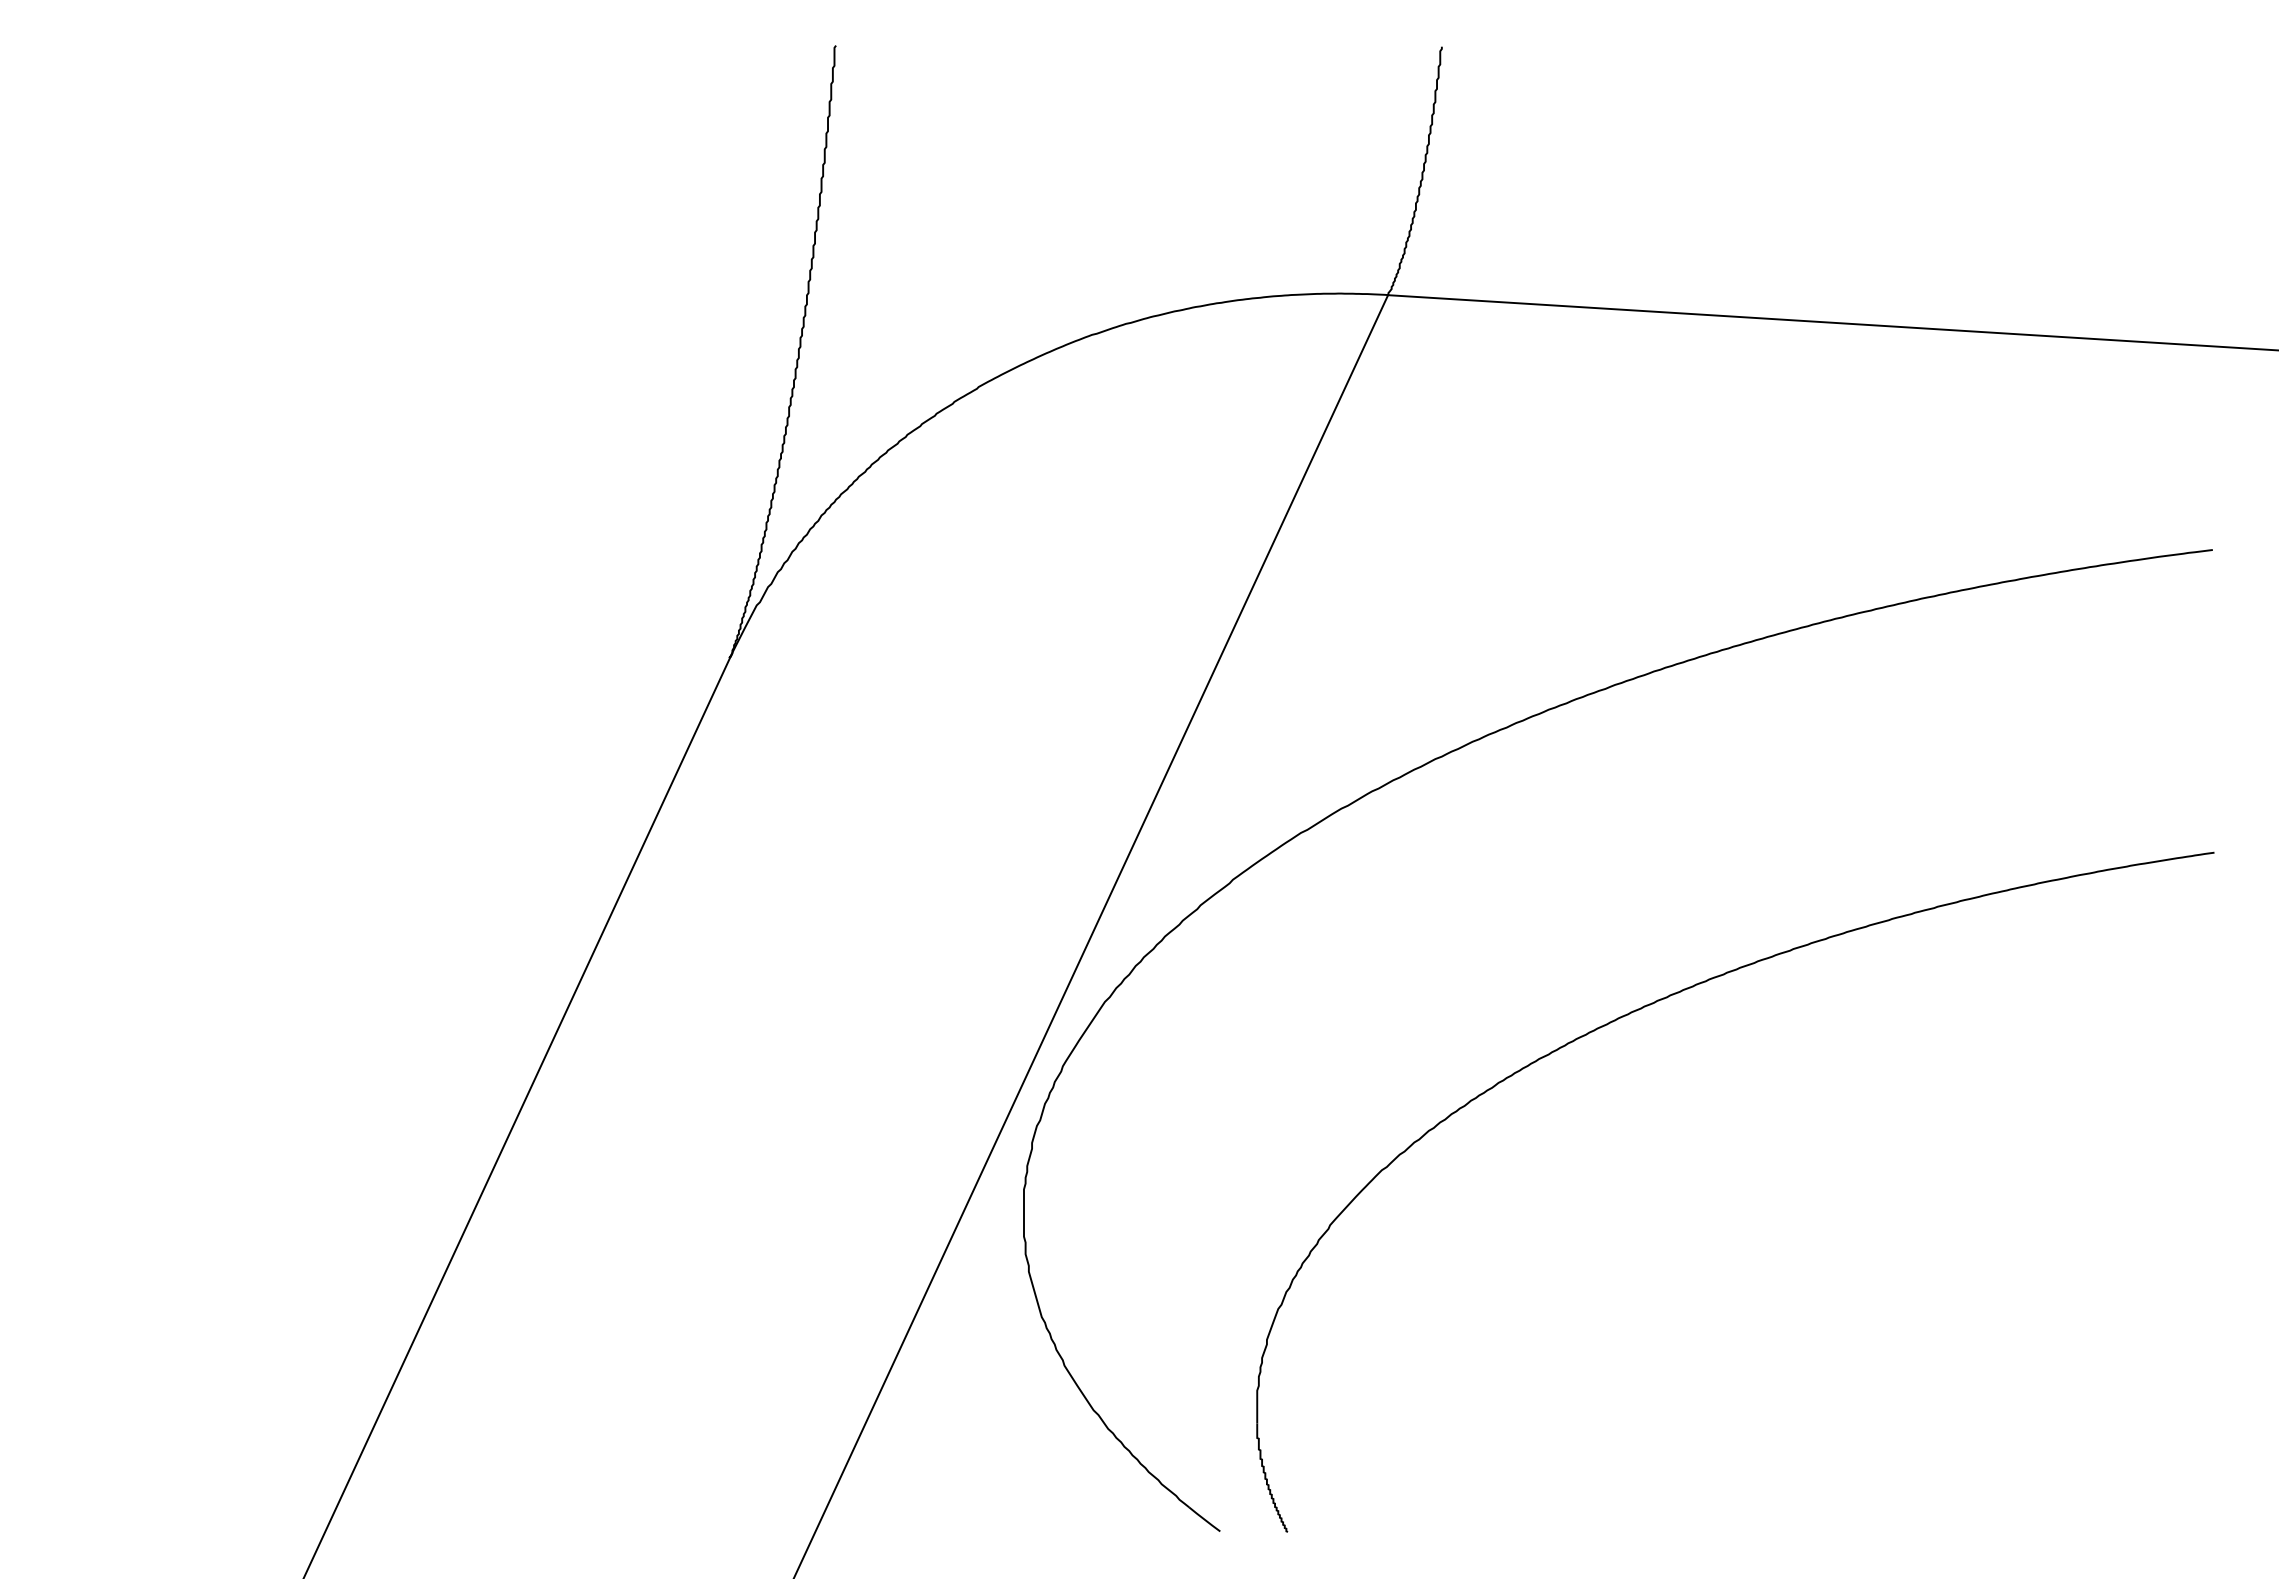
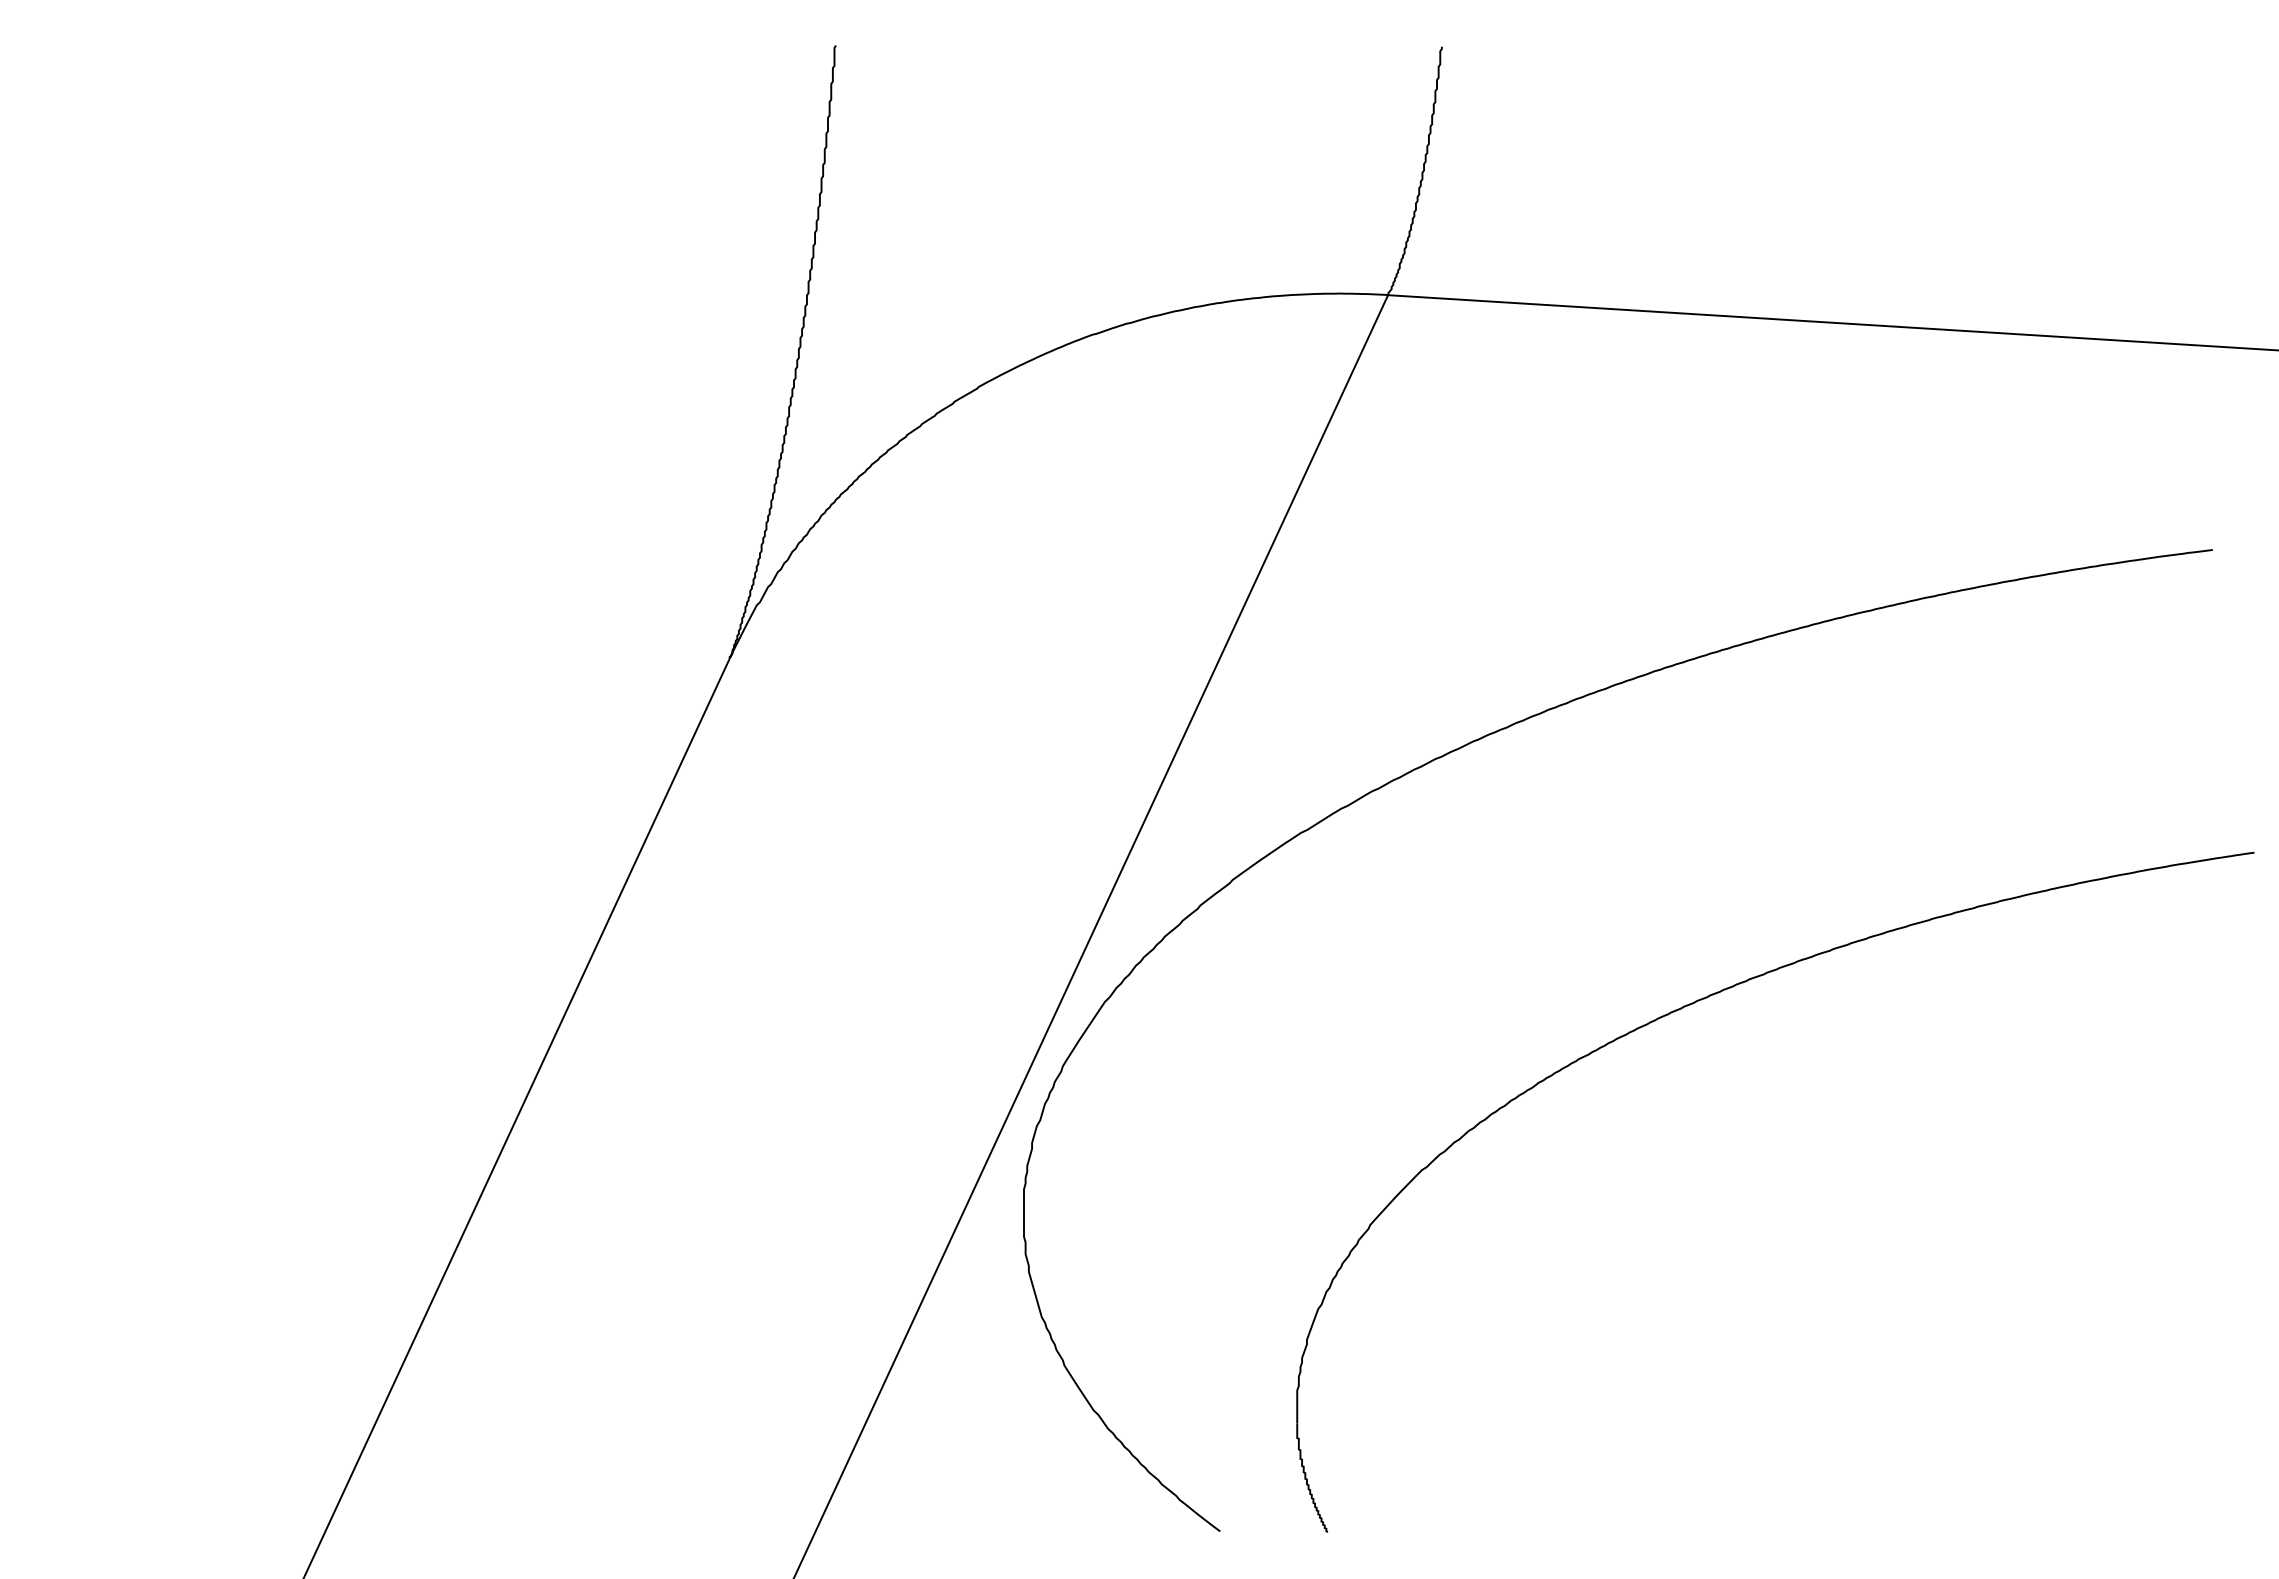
part position: (1655, 1003) -> (1695, 1003) (1695, 1003)
